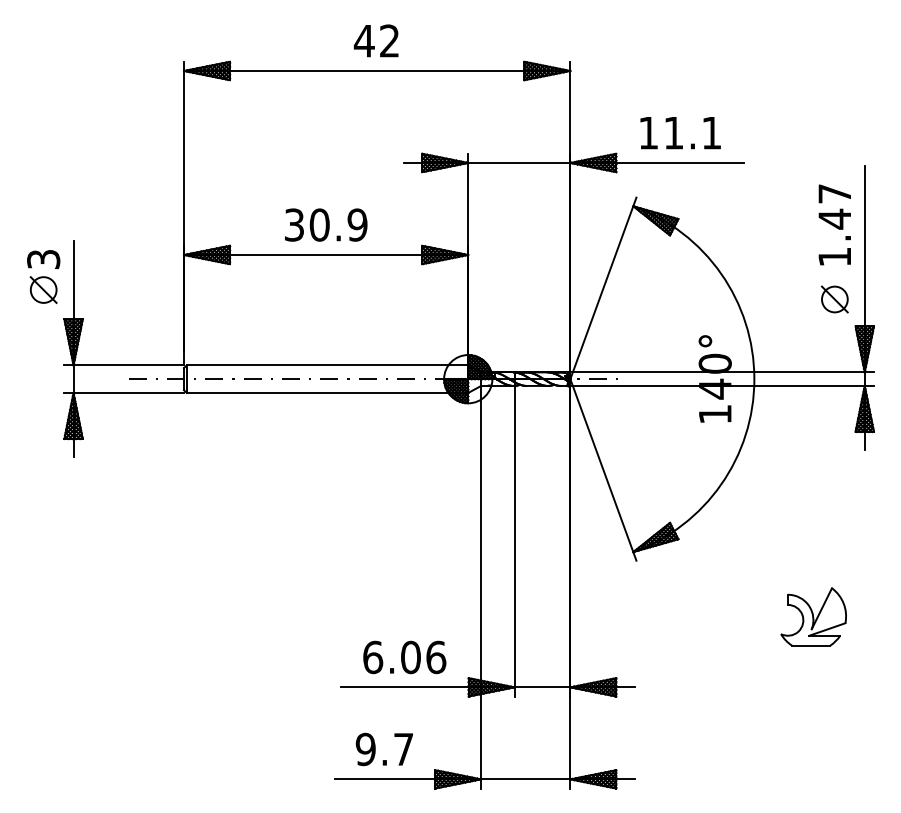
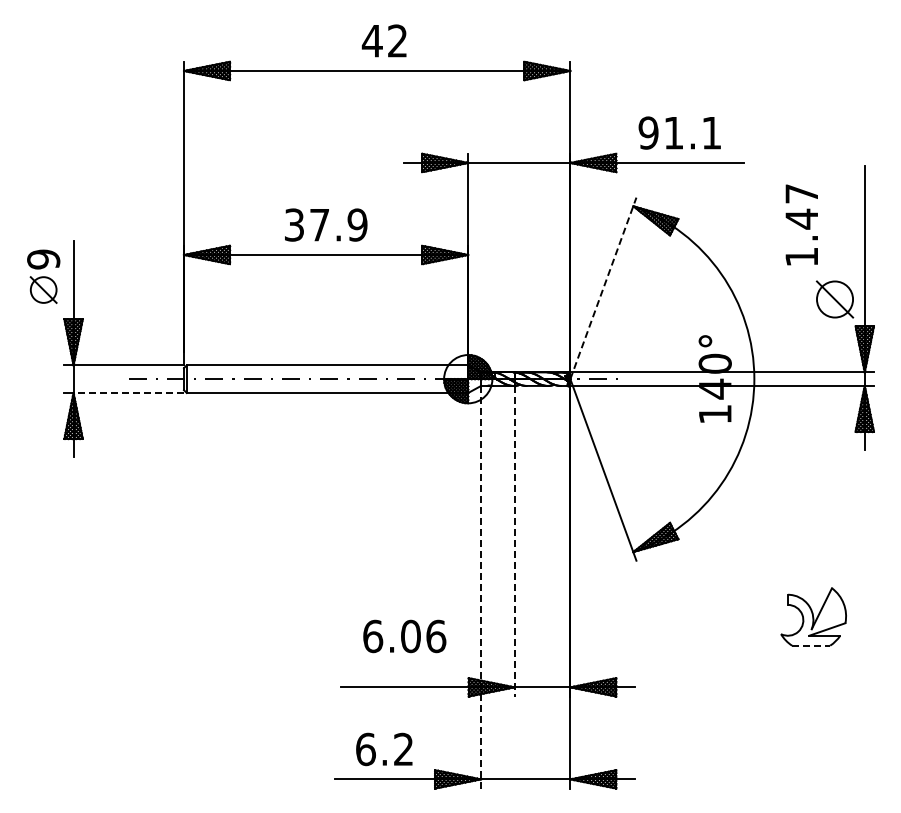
text position: (375, 40) -> (383, 40) (383, 40)
text: 11.1 -> 91.1 (648, 132)
text: 30.9 -> 37.9 (319, 224)
text position: (834, 224) -> (801, 224) (801, 224)
text: 3 -> 9 (43, 259)
line: solid -> dashed (603, 288)
part size: 29x29 px -> 40x39 px (834, 299)
line: solid -> dashed (128, 392)
line: solid -> dashed (514, 541)
line: solid -> dashed (481, 587)
line: solid -> dashed (811, 645)
text position: (404, 657) -> (404, 636) (404, 636)
text: 9.7 -> 6.2 (383, 749)
